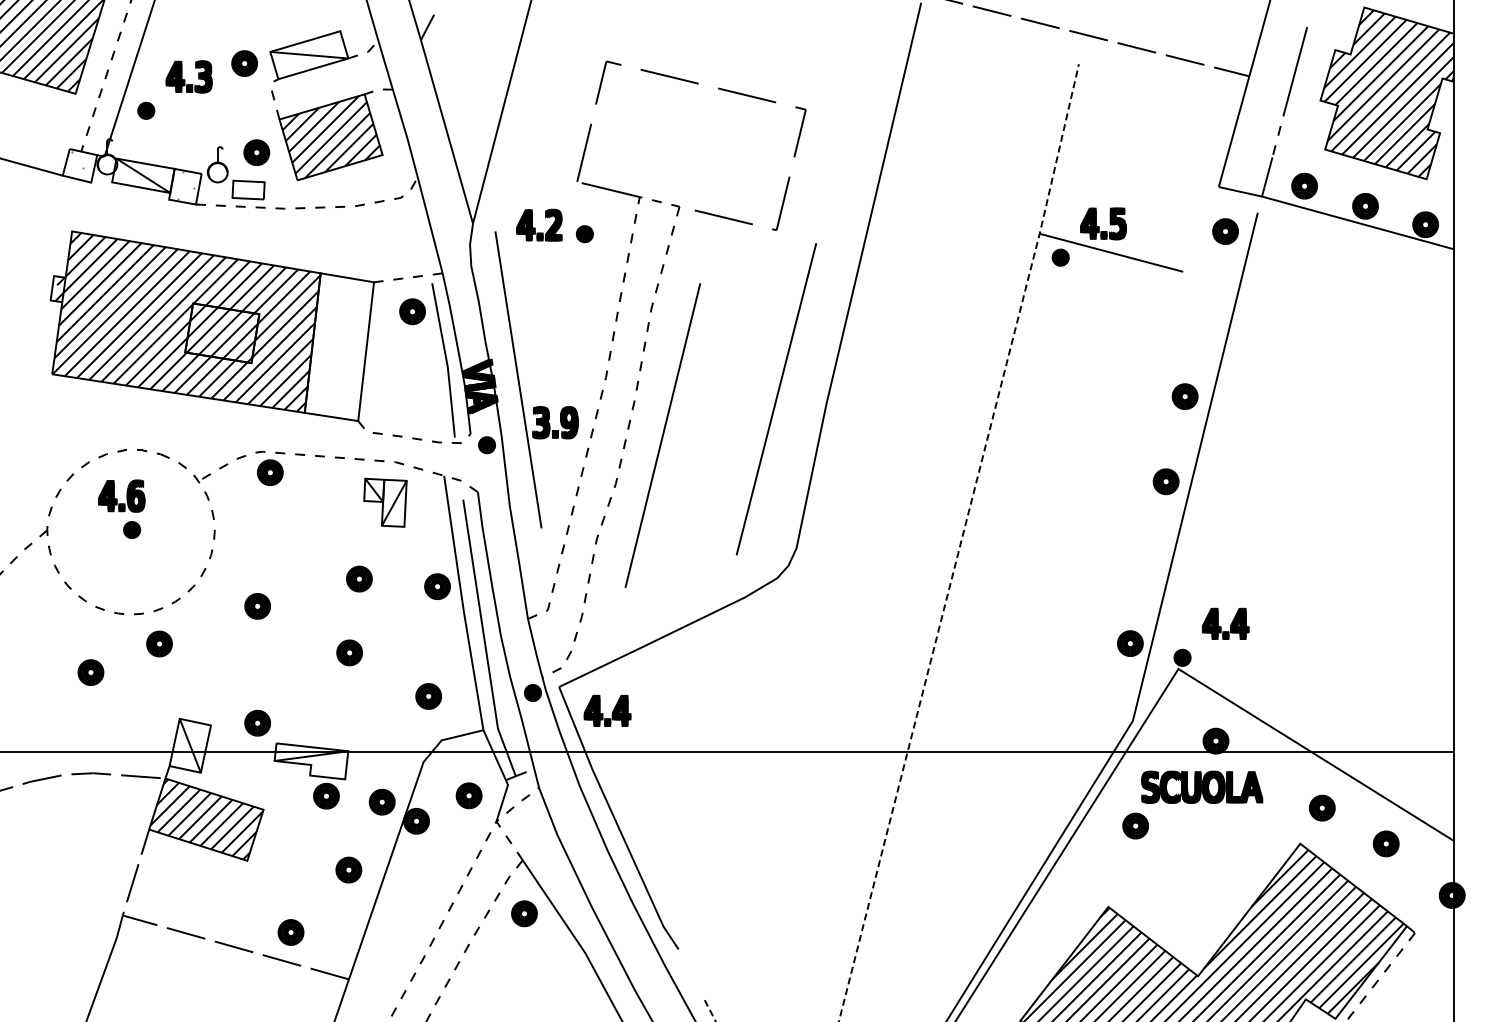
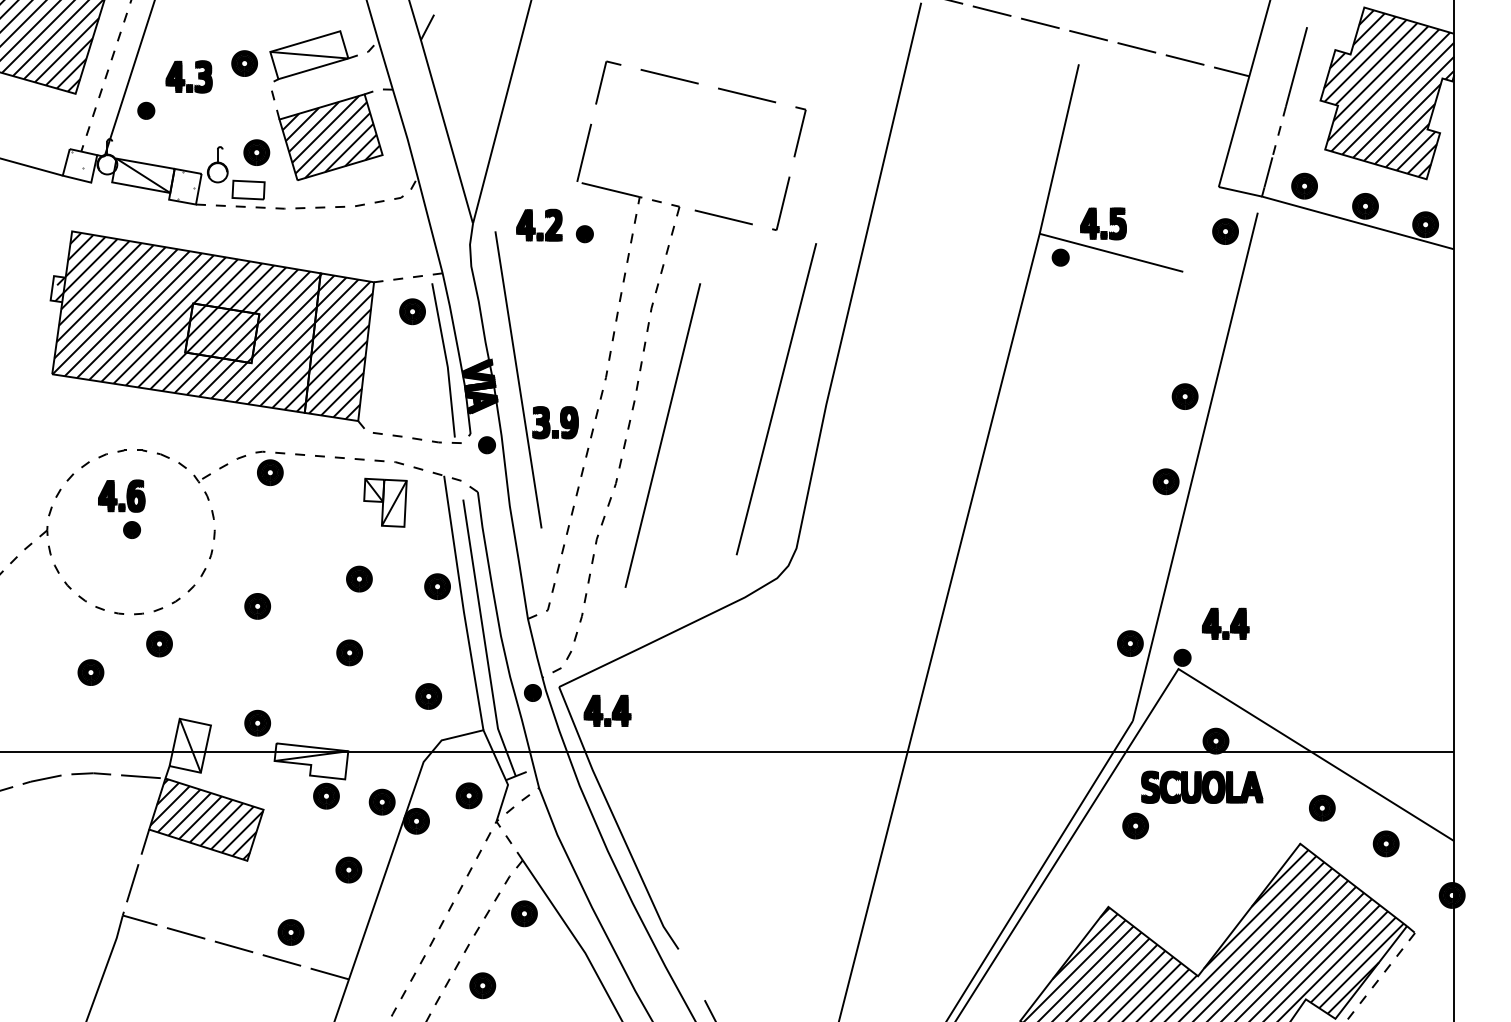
hatch: none -> present (338, 347)
line: dashed -> solid (957, 554)
part: none -> present (482, 985)
